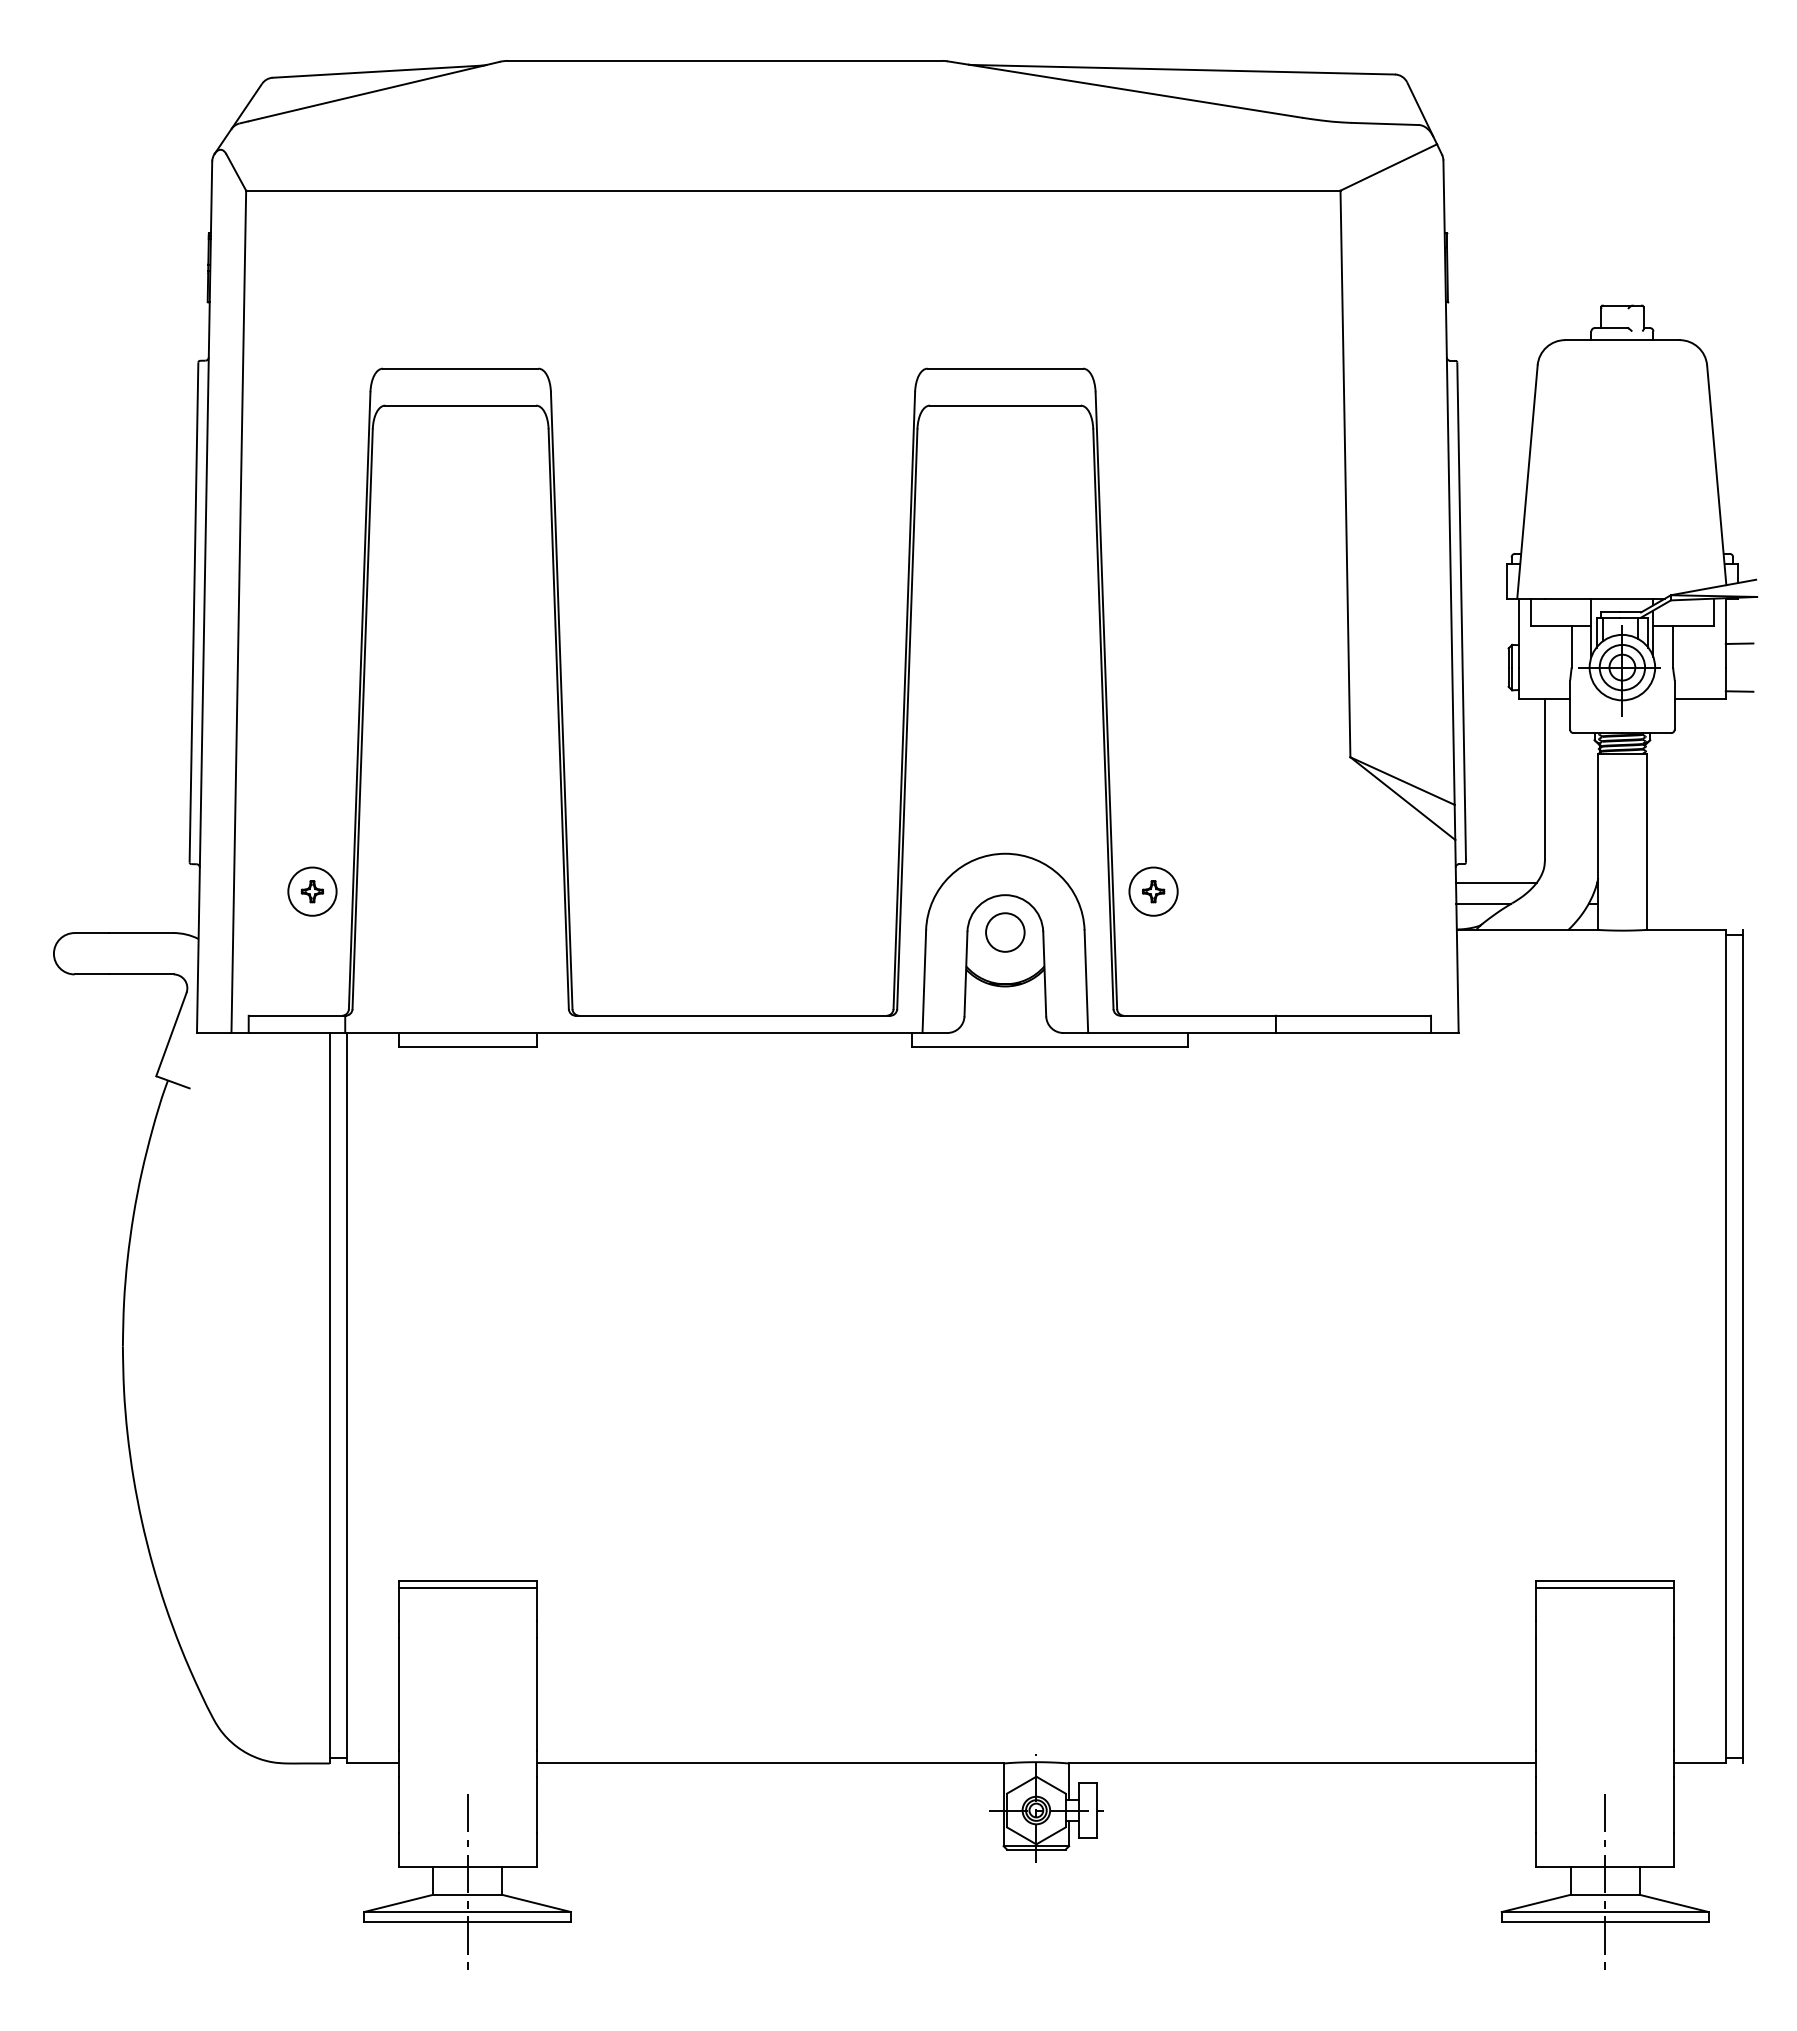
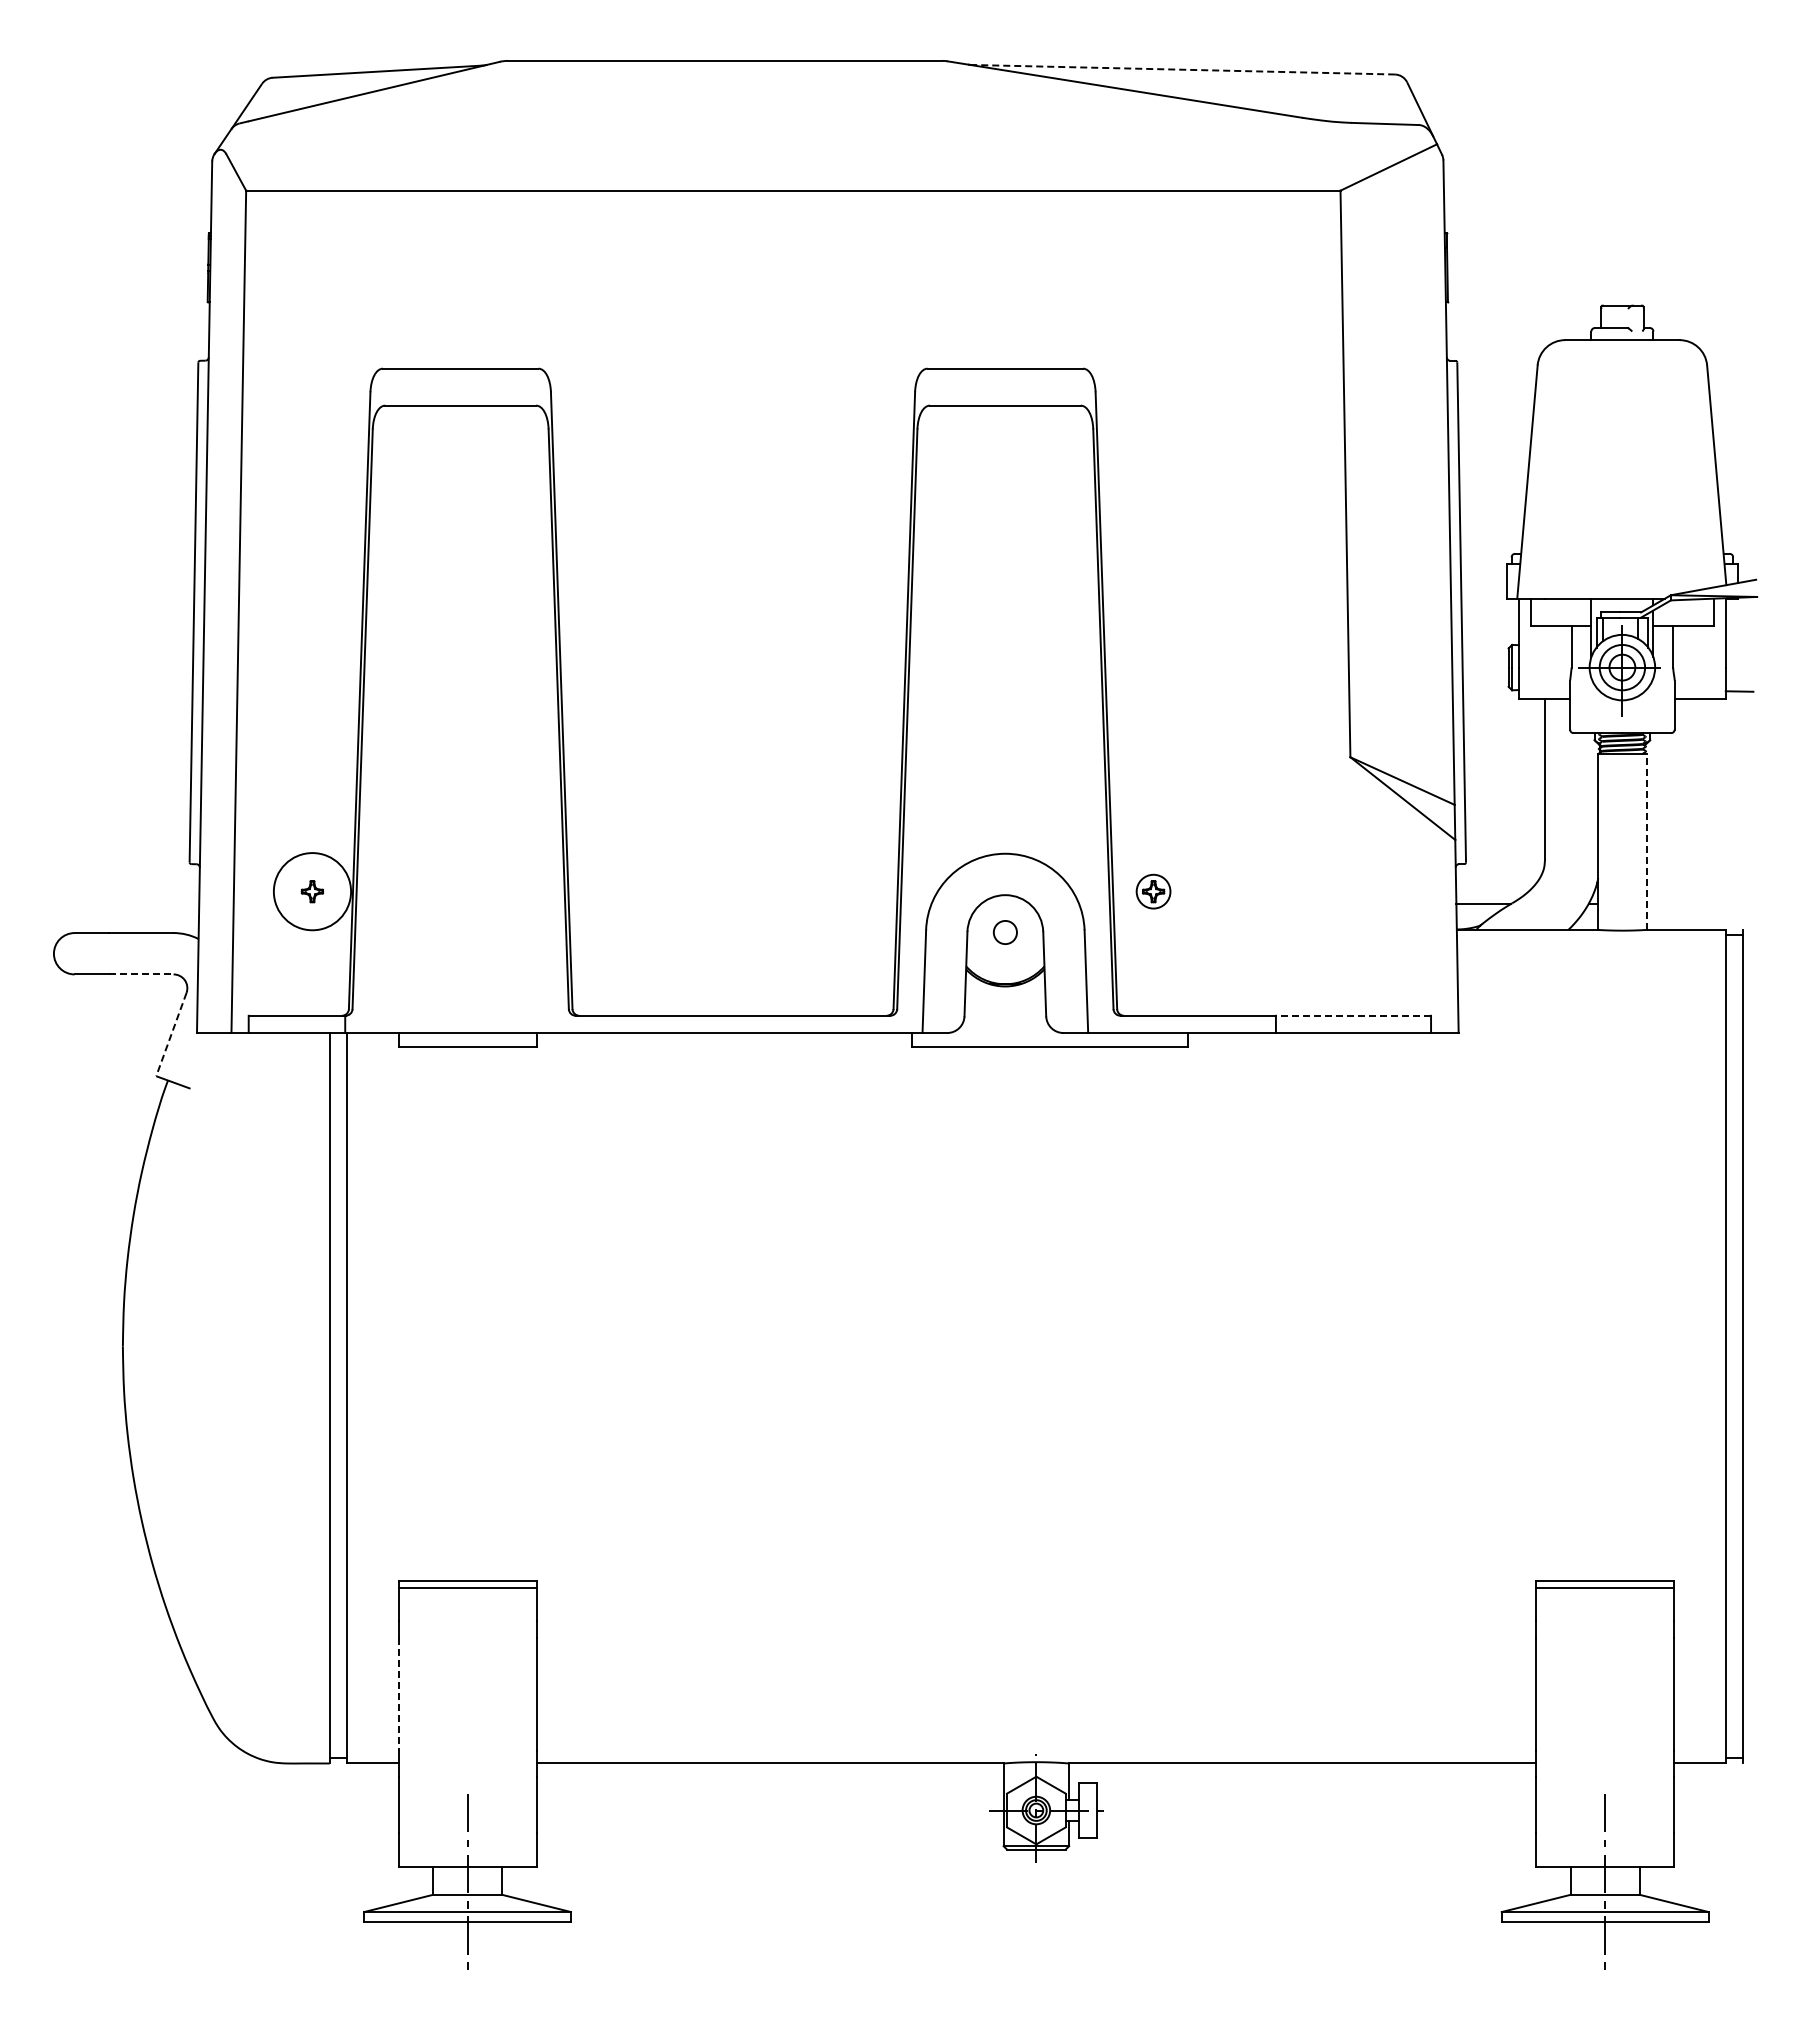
line: solid -> dashed (1183, 69)
line: present -> none (1739, 643)
line: solid -> dashed (1646, 842)
line: present -> none (1496, 883)
circle diameter: 48 px -> 77 px (312, 891)
circle diameter: 48 px -> 34 px (1153, 891)
circle size: 41x41 px -> 26x25 px (1004, 932)
line: solid -> dashed (141, 974)
line: solid -> dashed (1353, 1015)
line: solid -> dashed (171, 1035)
line: solid -> dashed (398, 1694)
